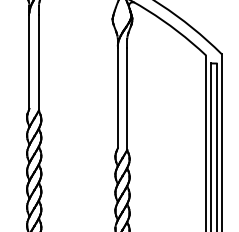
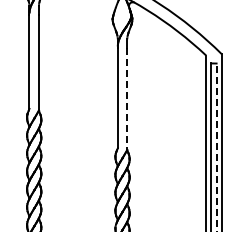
line: solid -> dashed (127, 98)
line: solid -> dashed (216, 147)
